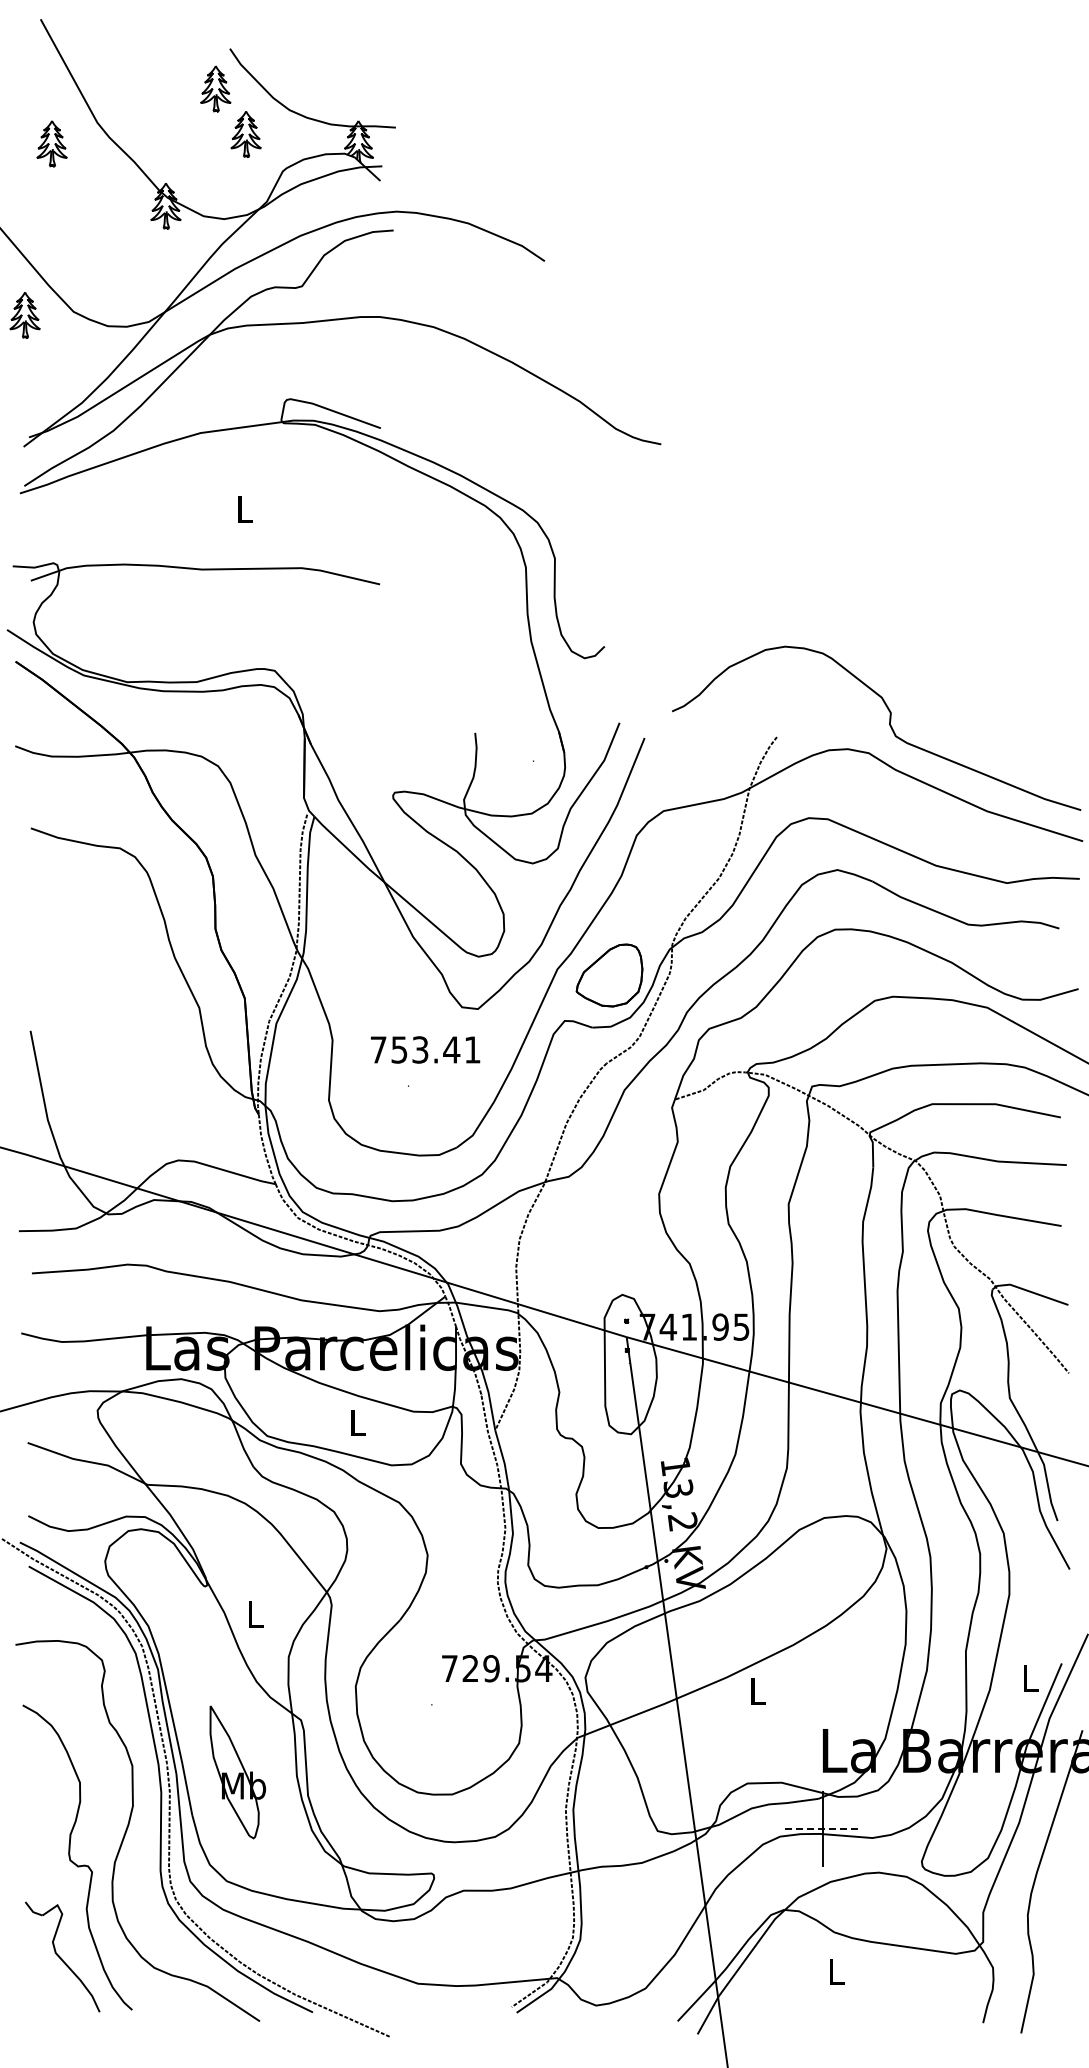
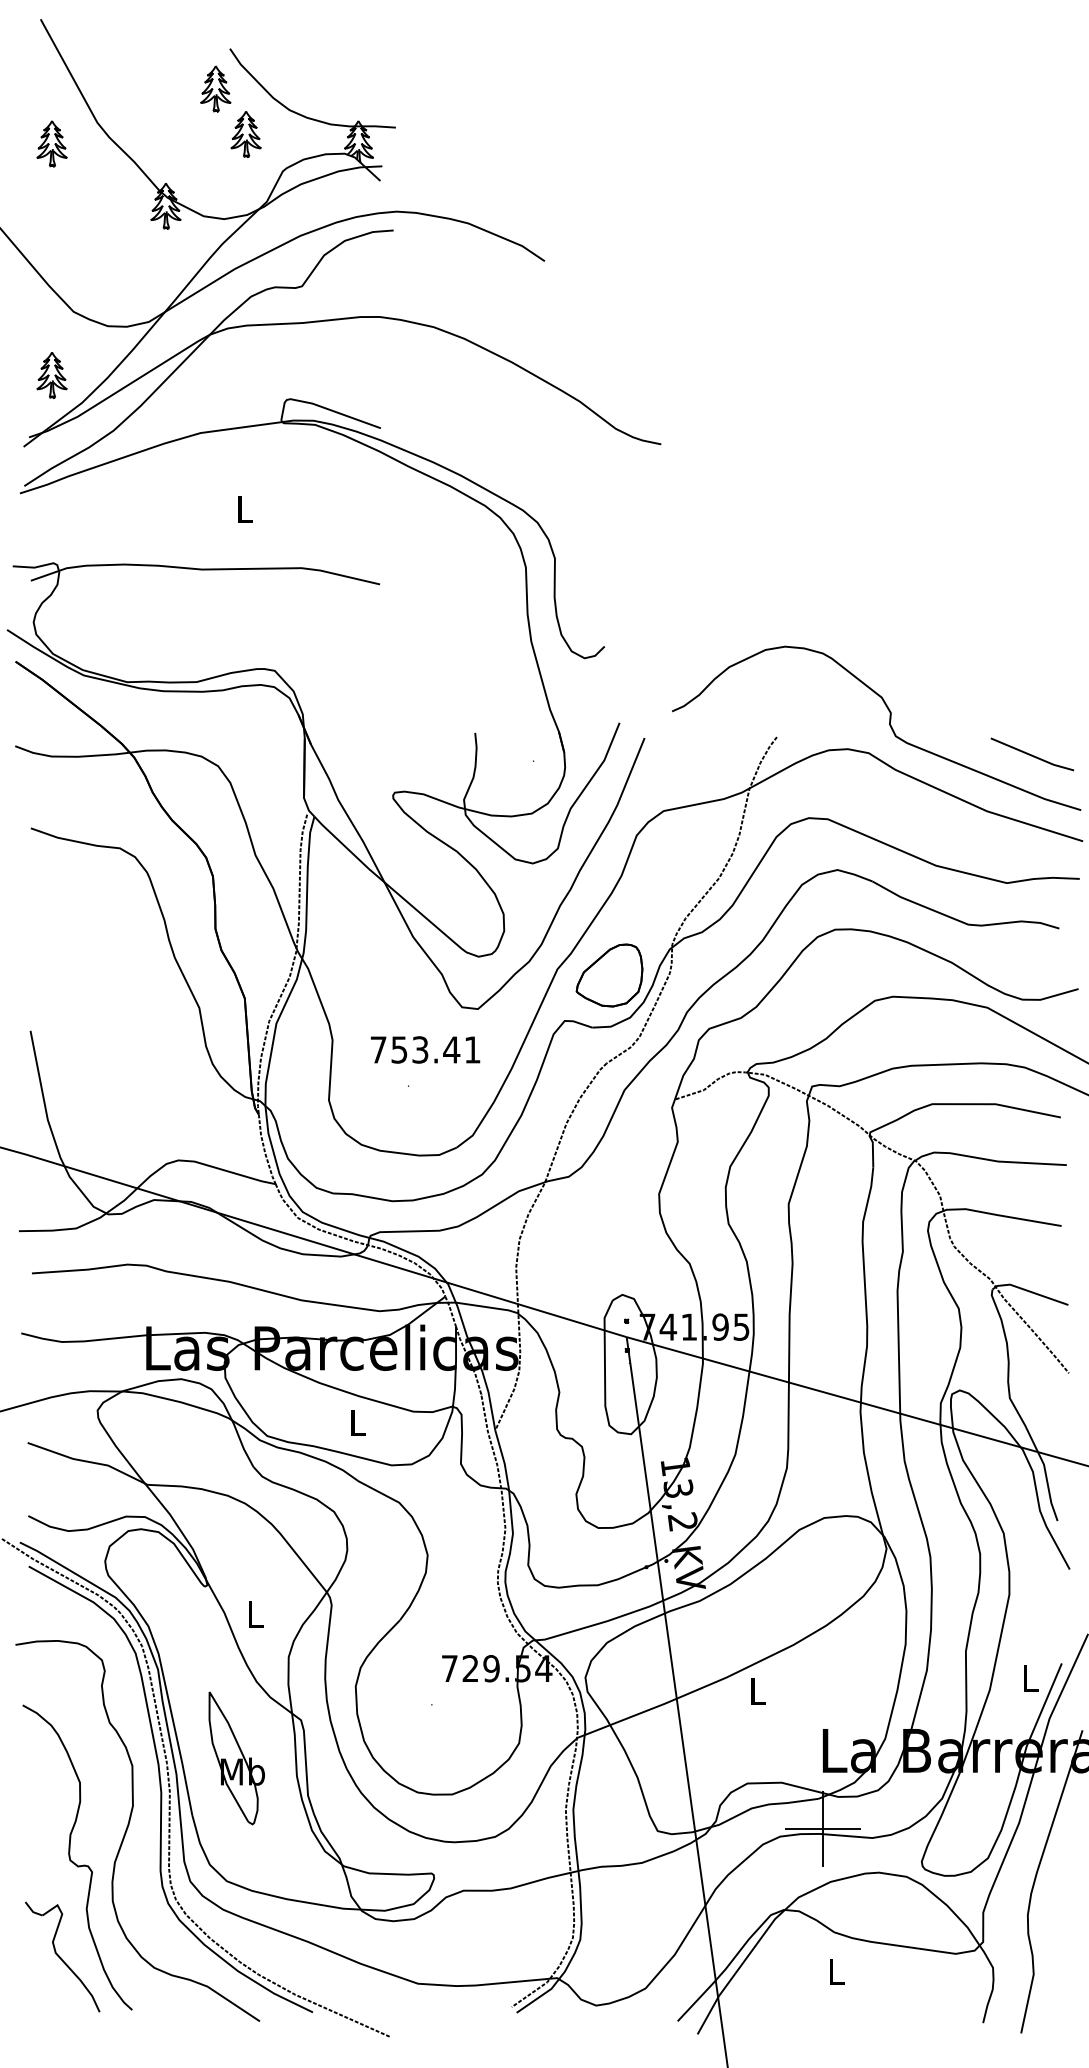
part position: (24, 315) -> (51, 375) (51, 375)
line: none -> present (1032, 754)
part position: (237, 1772) -> (236, 1758) (236, 1758)
line: dashed -> solid (823, 1828)
